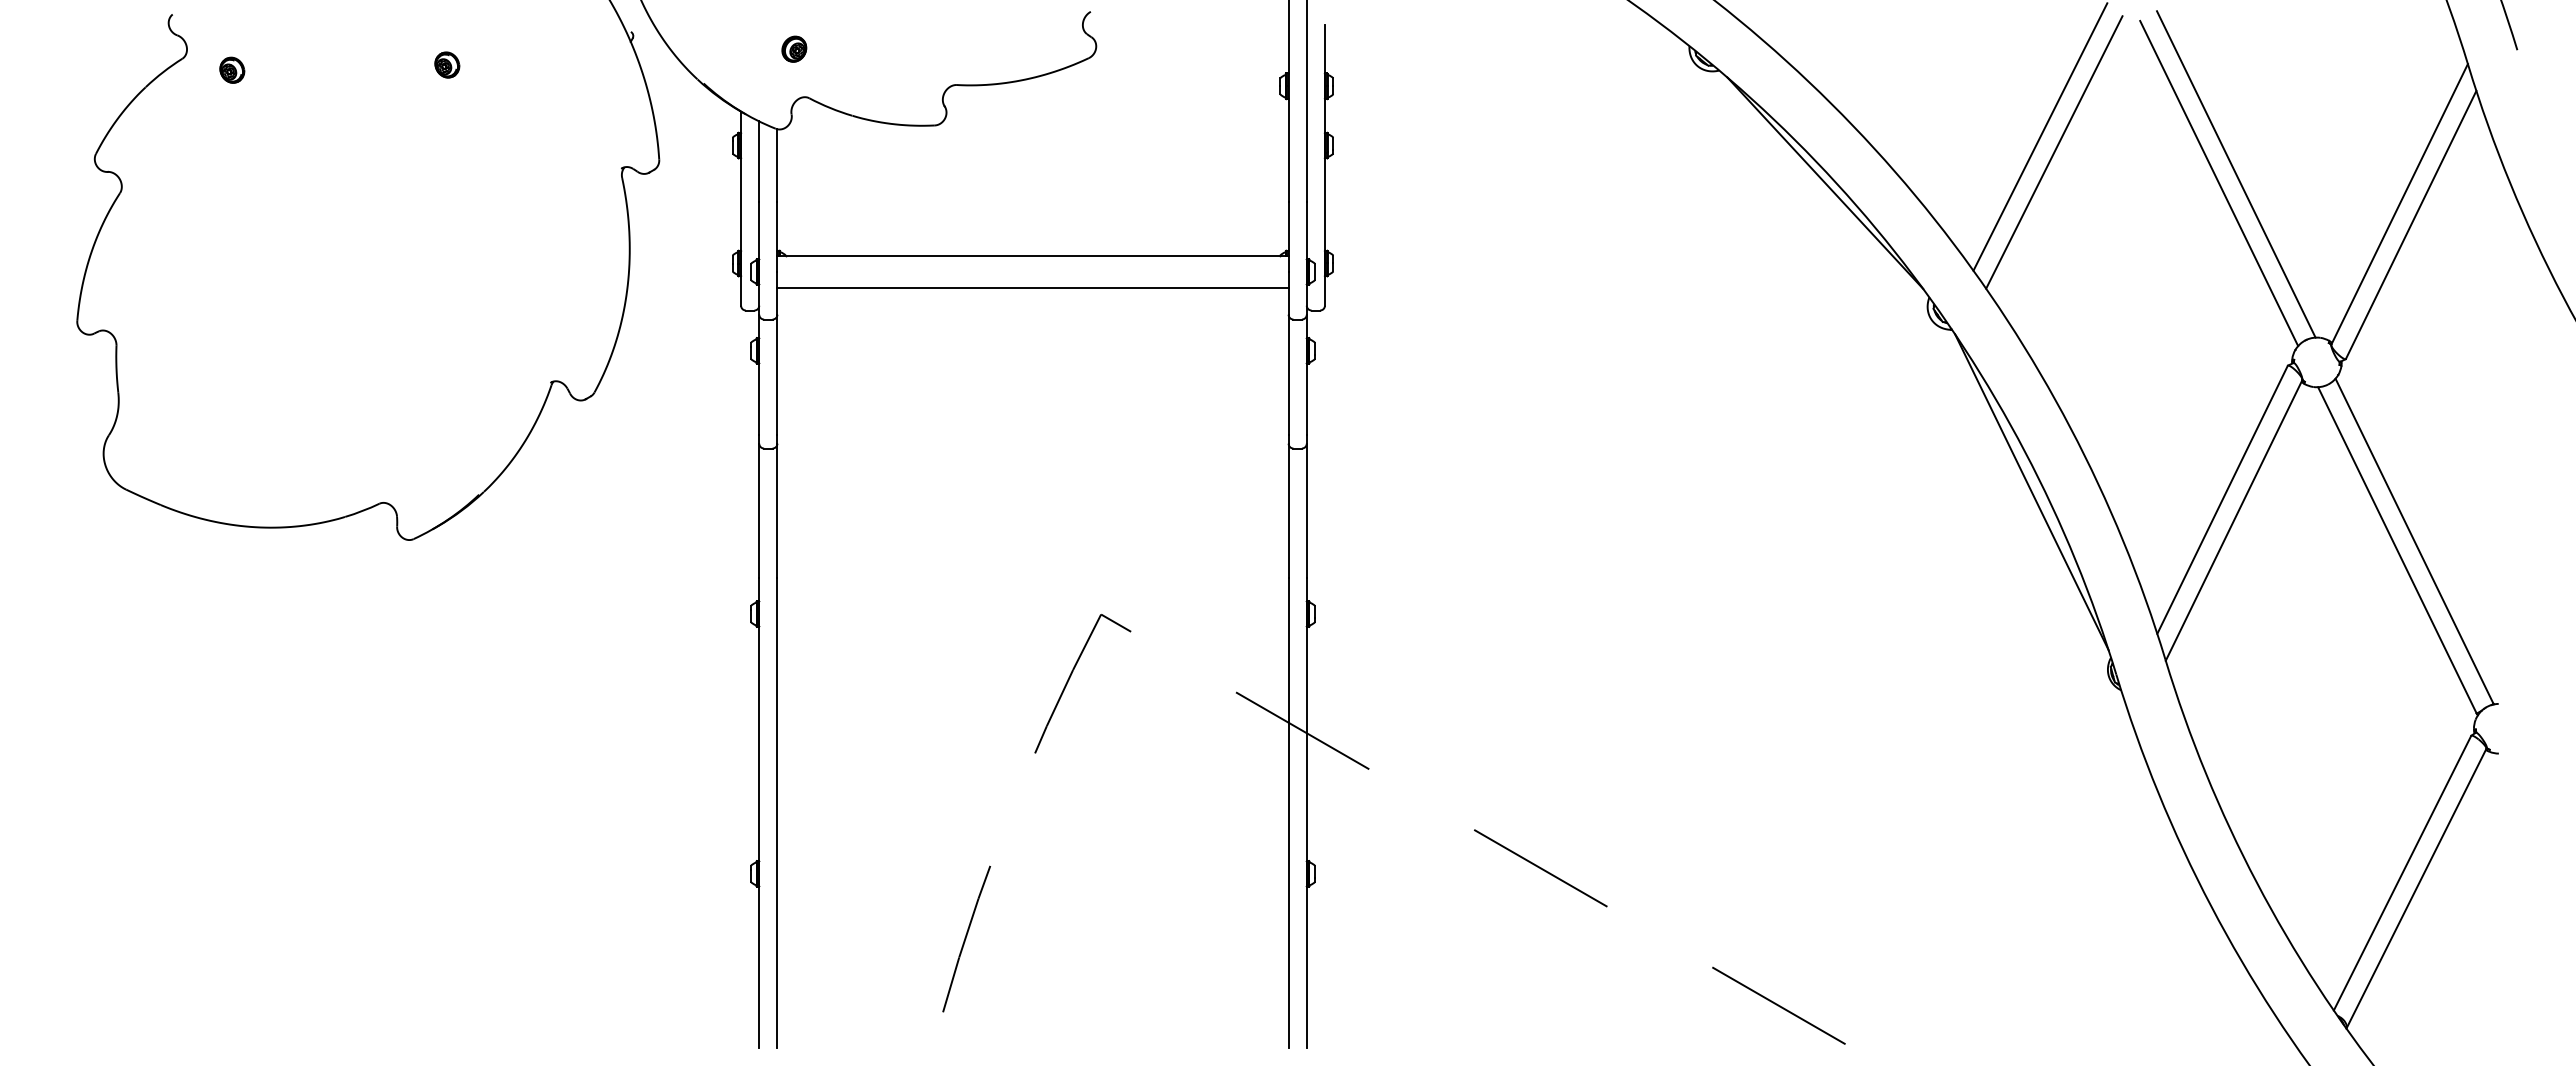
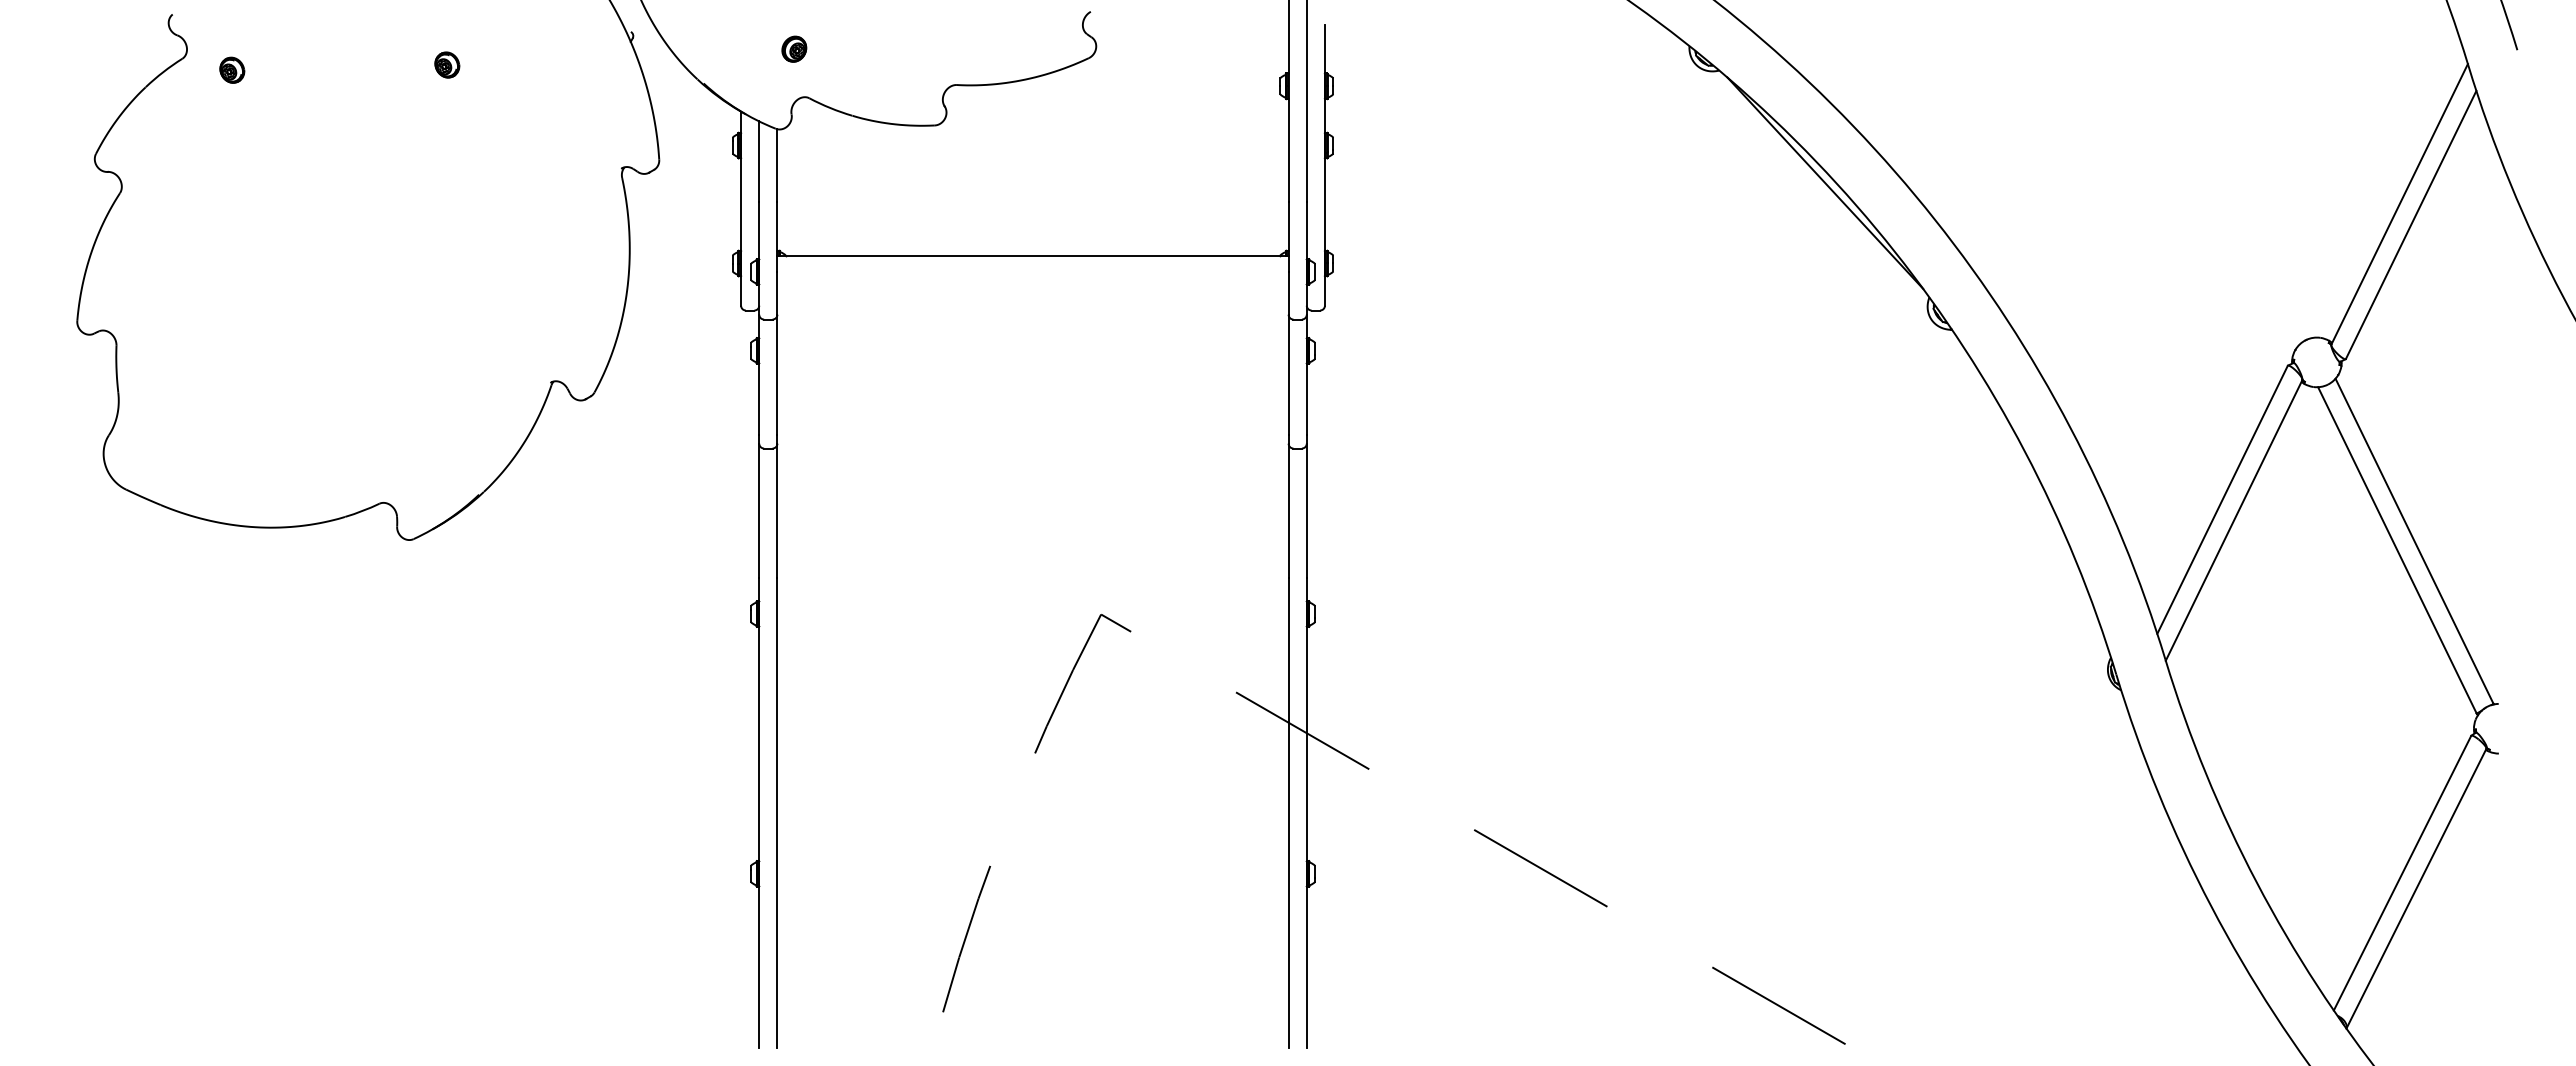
line: present -> none (2040, 136)
line: present -> none (2054, 152)
line: present -> none (2235, 174)
line: present -> none (2219, 183)
line: present -> none (1032, 288)
line: present -> none (2031, 492)
